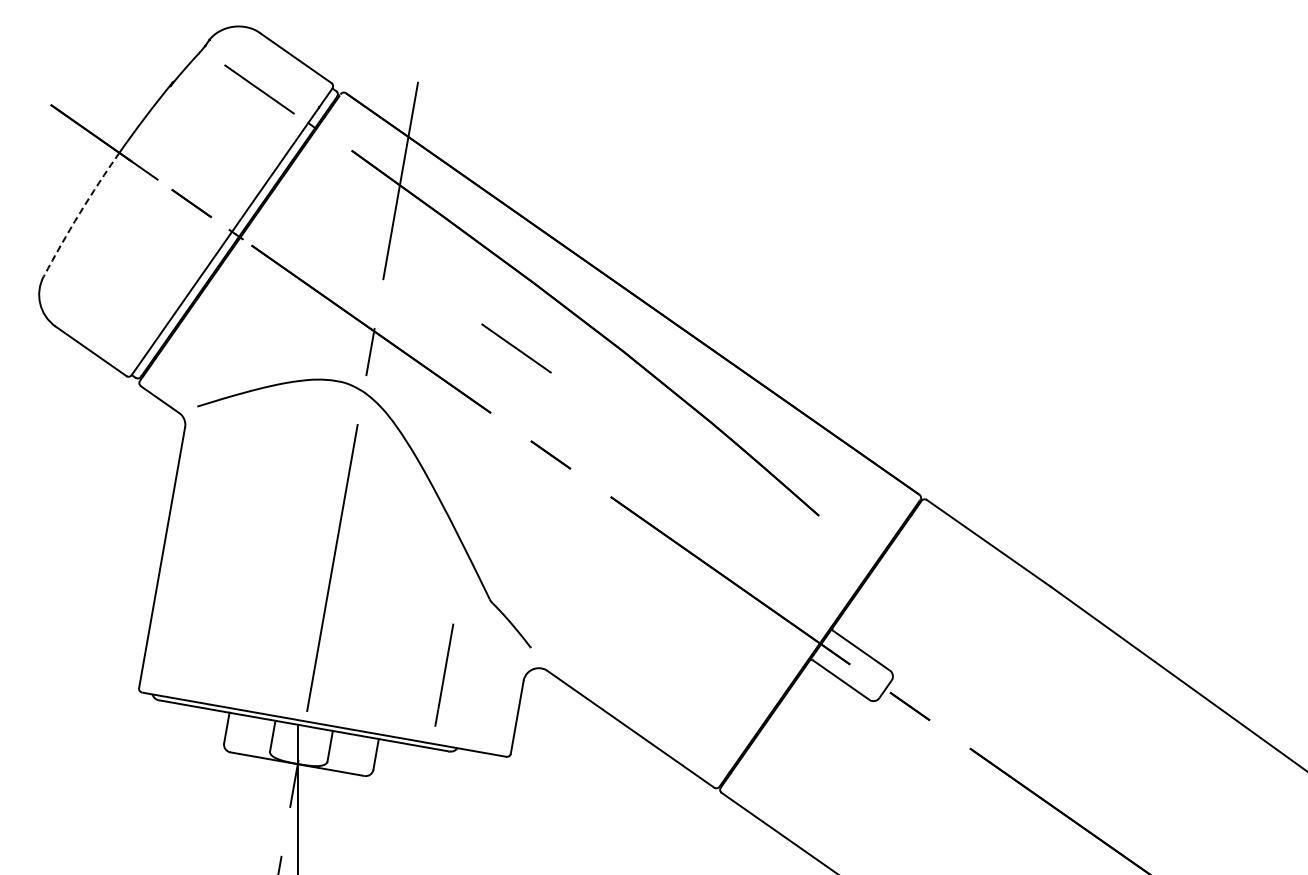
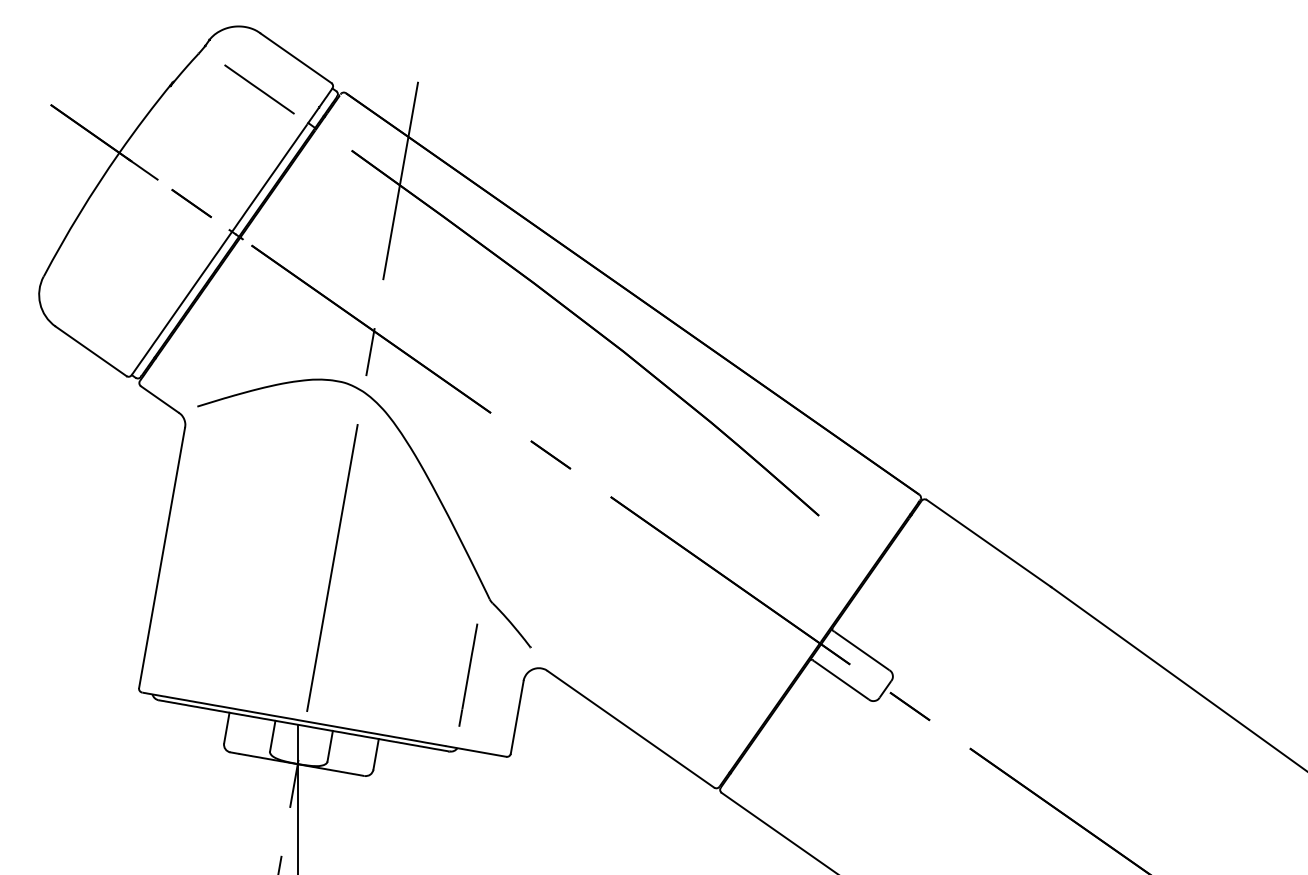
arc: dashed -> solid (79, 213)
line: present -> none (516, 348)
line position: (444, 674) -> (468, 674) (468, 674)
